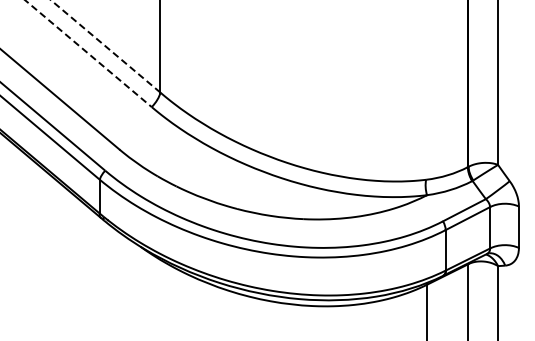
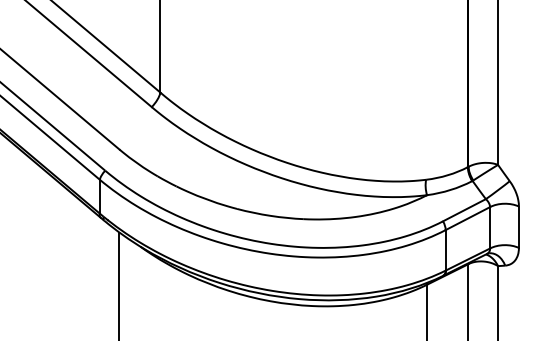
line: dashed -> solid (105, 46)
line: dashed -> solid (88, 53)
line: none -> present (119, 284)
